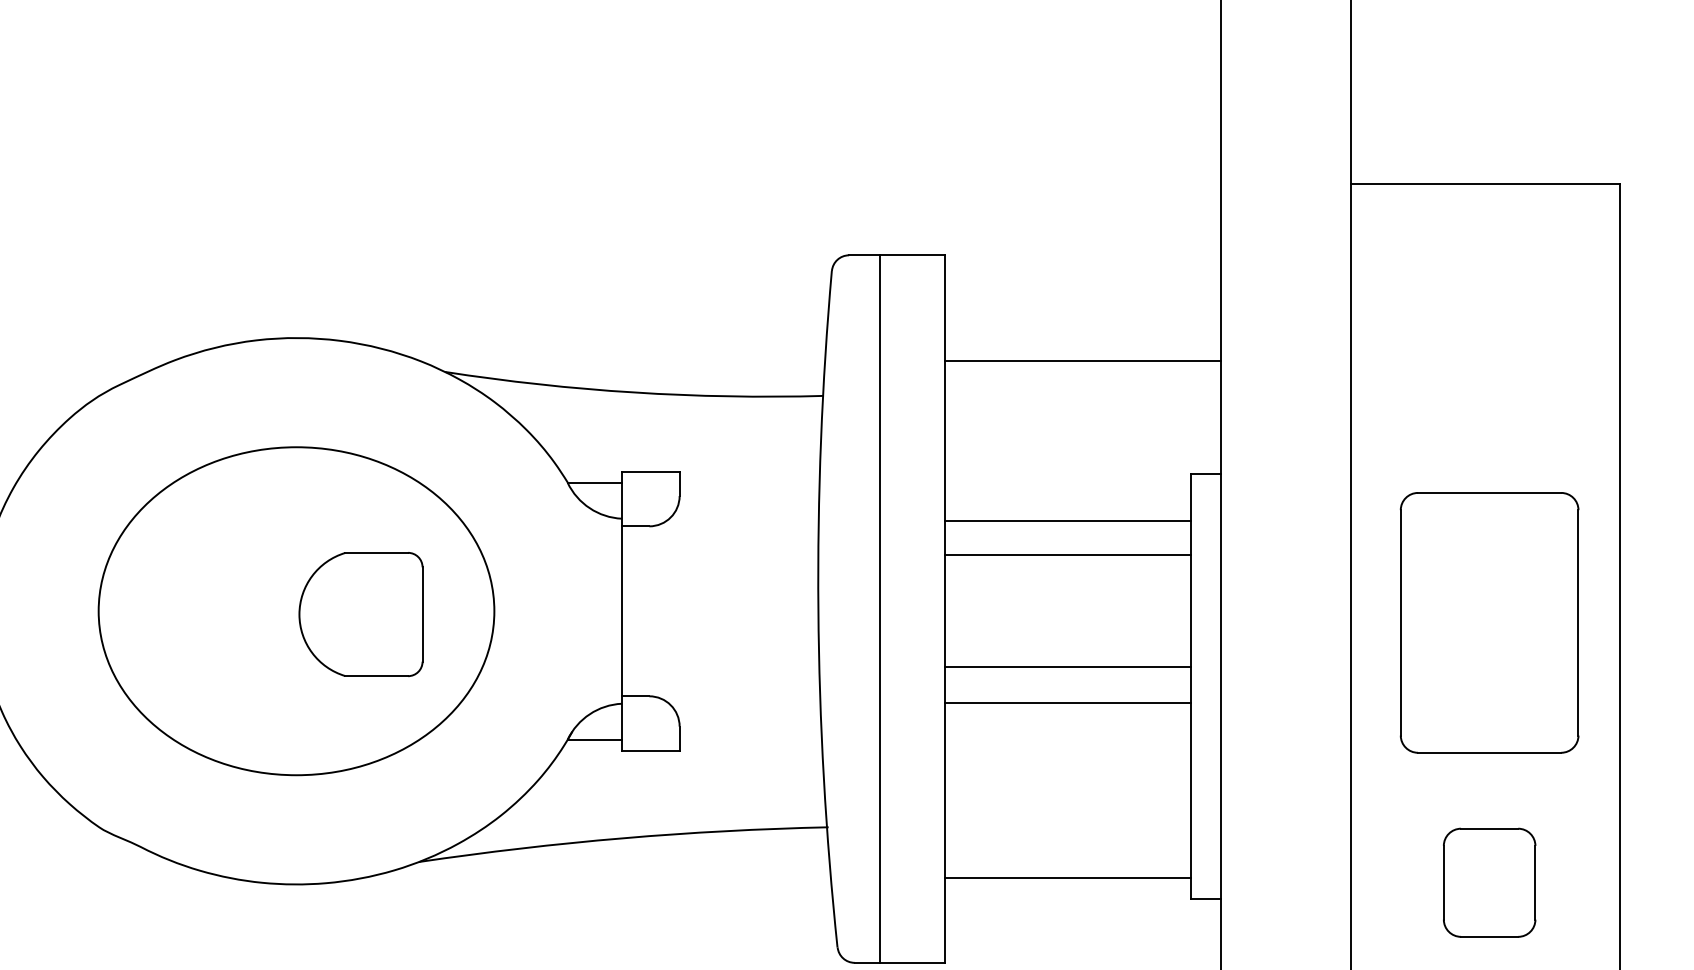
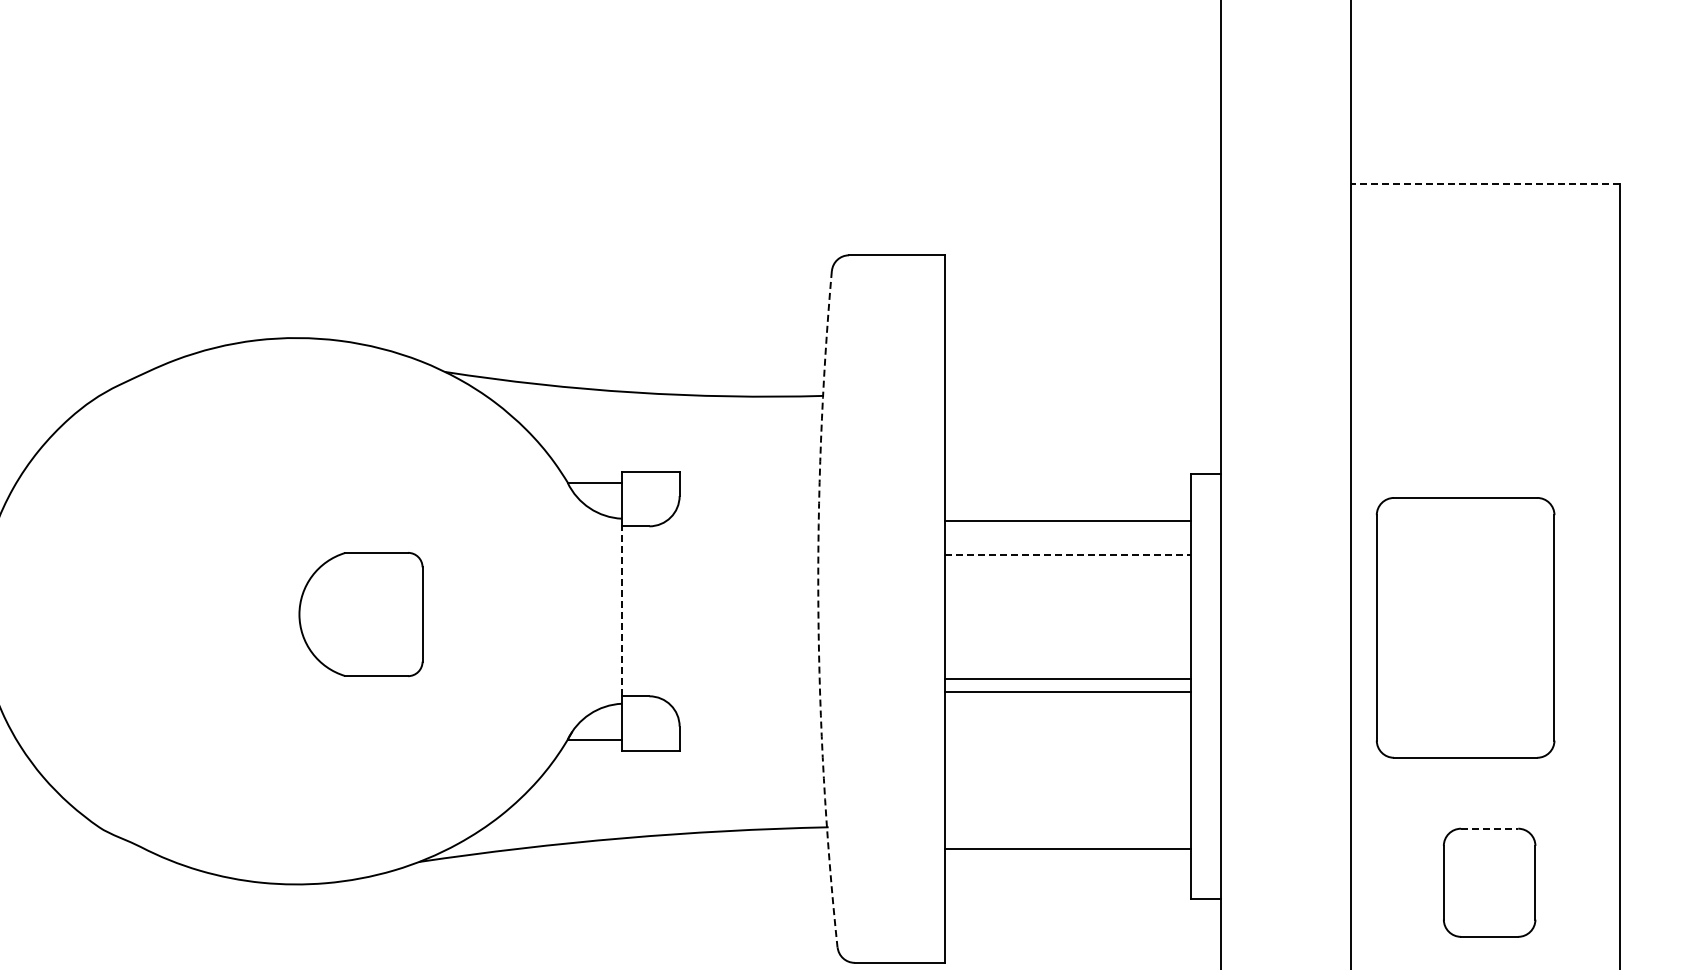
line: solid -> dashed (1485, 183)
line: present -> none (1082, 360)
line: solid -> dashed (1068, 555)
line: present -> none (879, 608)
arc: solid -> dashed (818, 609)
part: present -> none (296, 611)
line: solid -> dashed (621, 611)
part position: (1489, 622) -> (1465, 627) (1465, 627)
line position: (1067, 667) -> (1067, 679) (1067, 679)
line position: (1067, 703) -> (1067, 692) (1067, 692)
line: solid -> dashed (1489, 828)
line position: (1067, 877) -> (1067, 848) (1067, 848)
